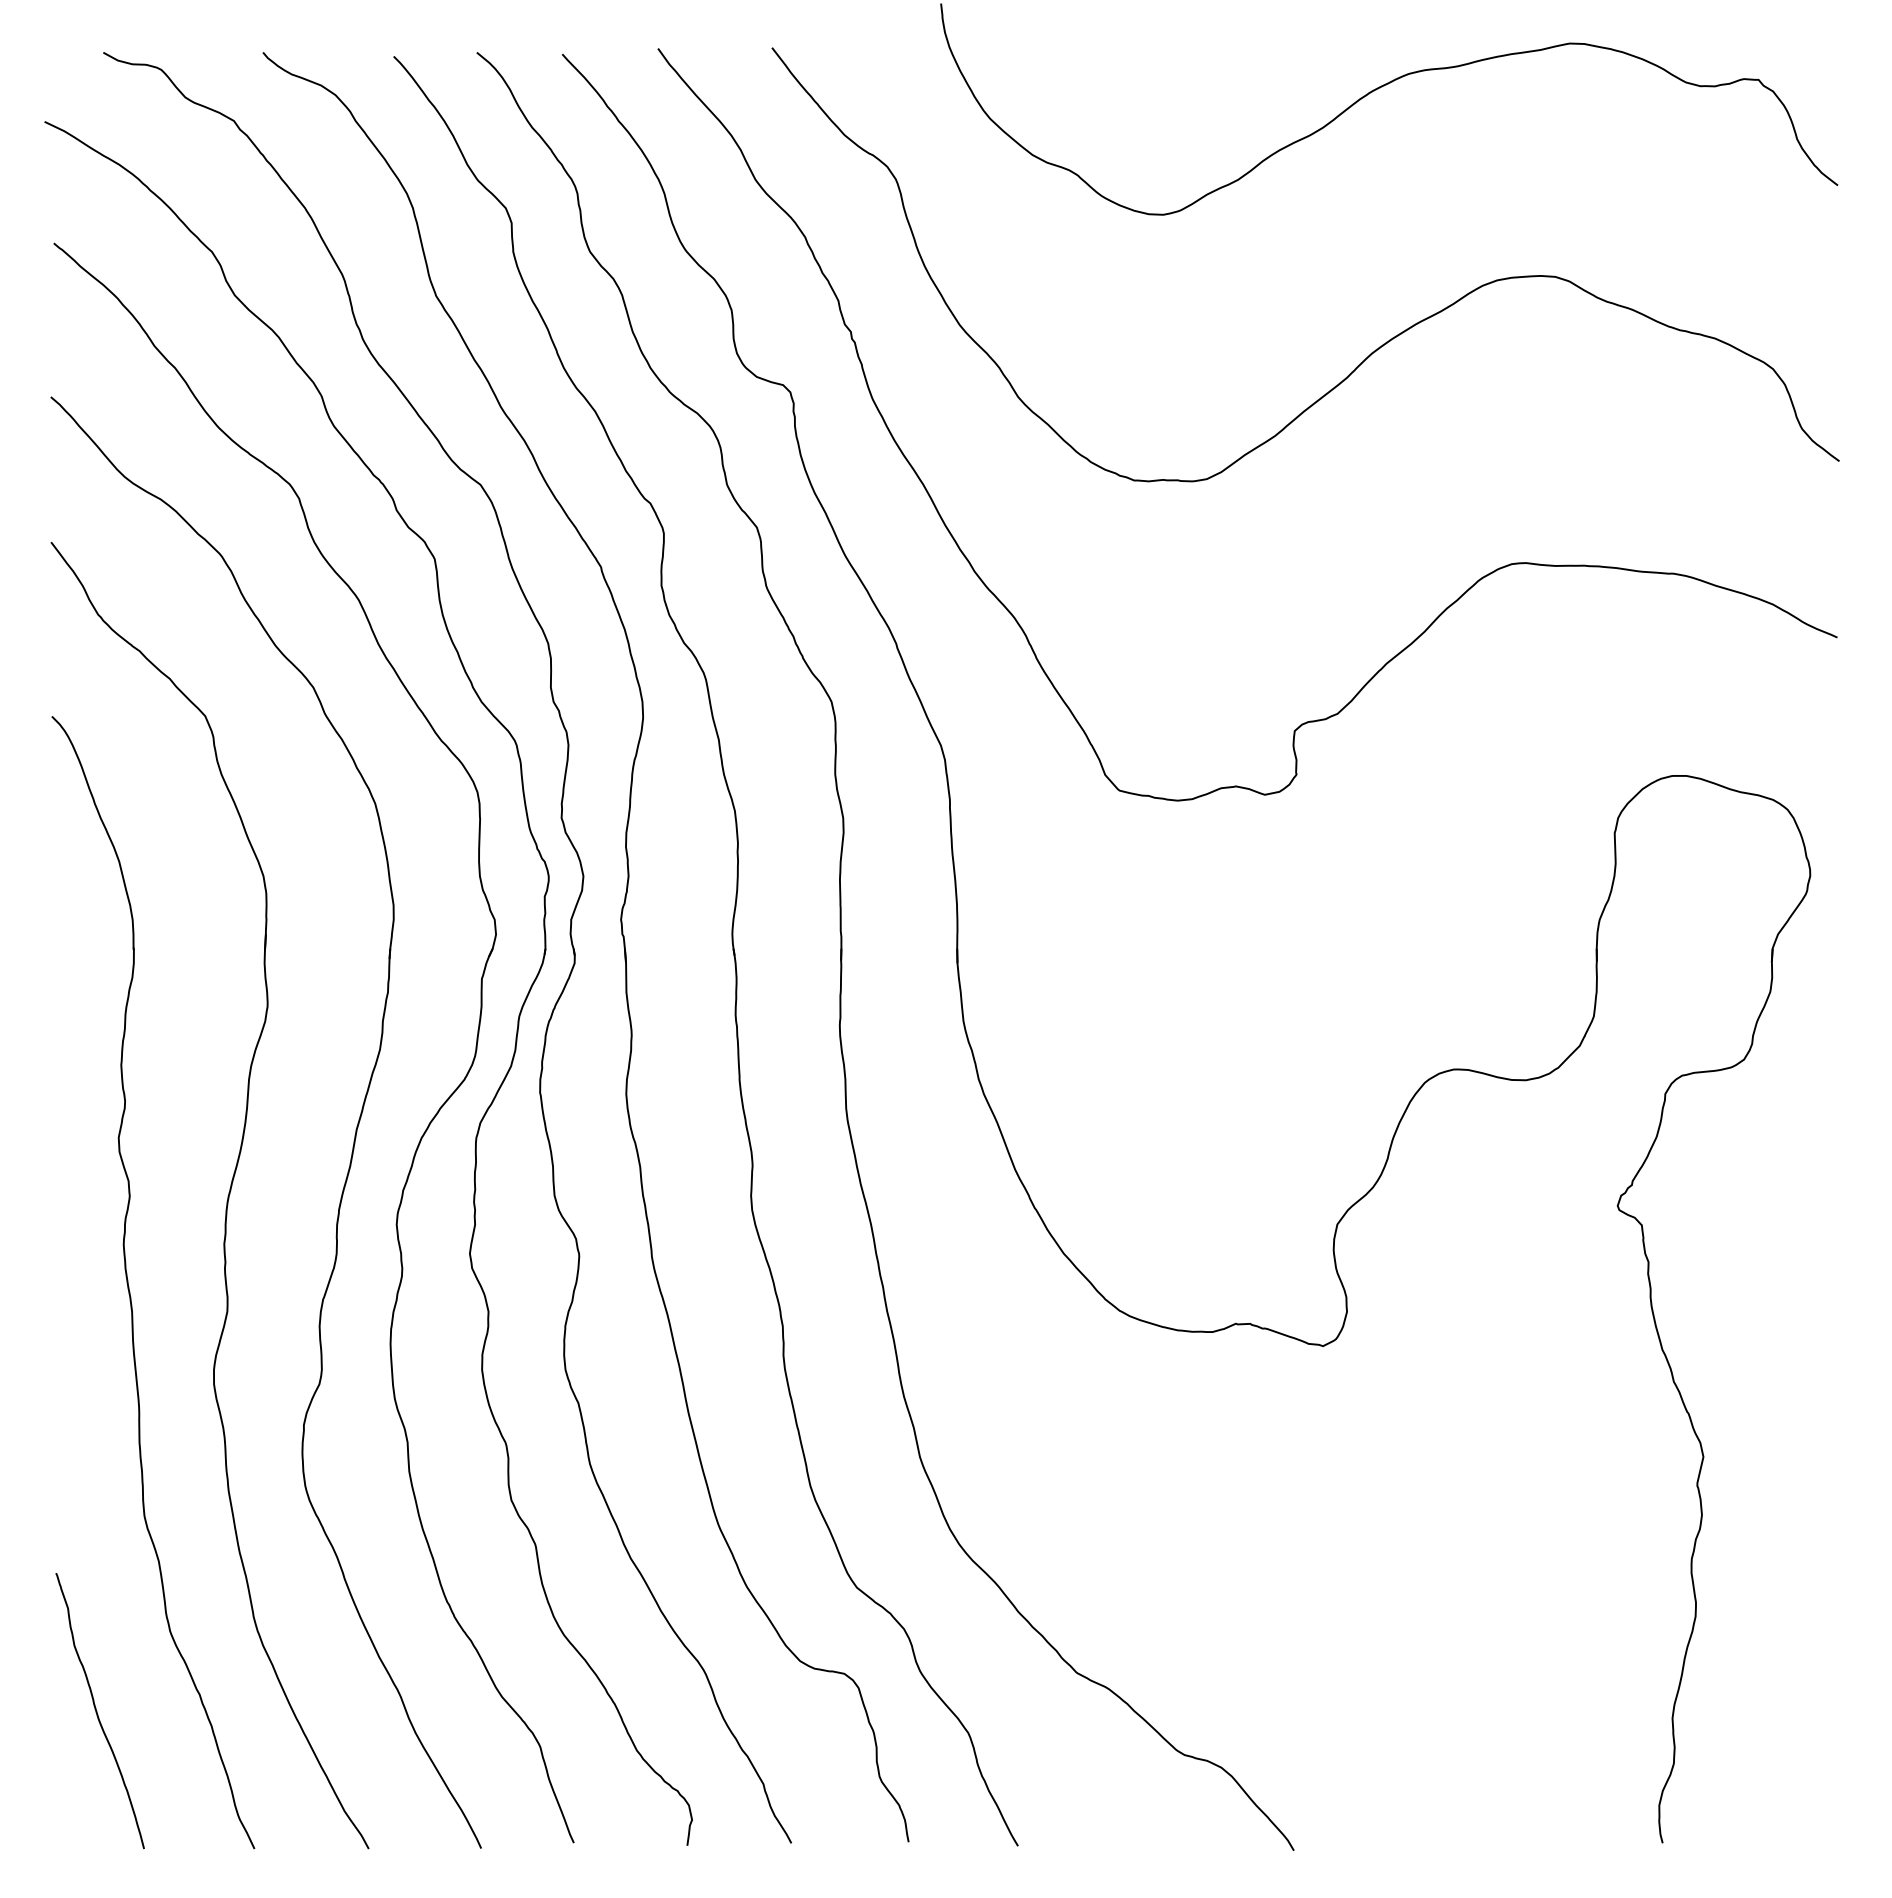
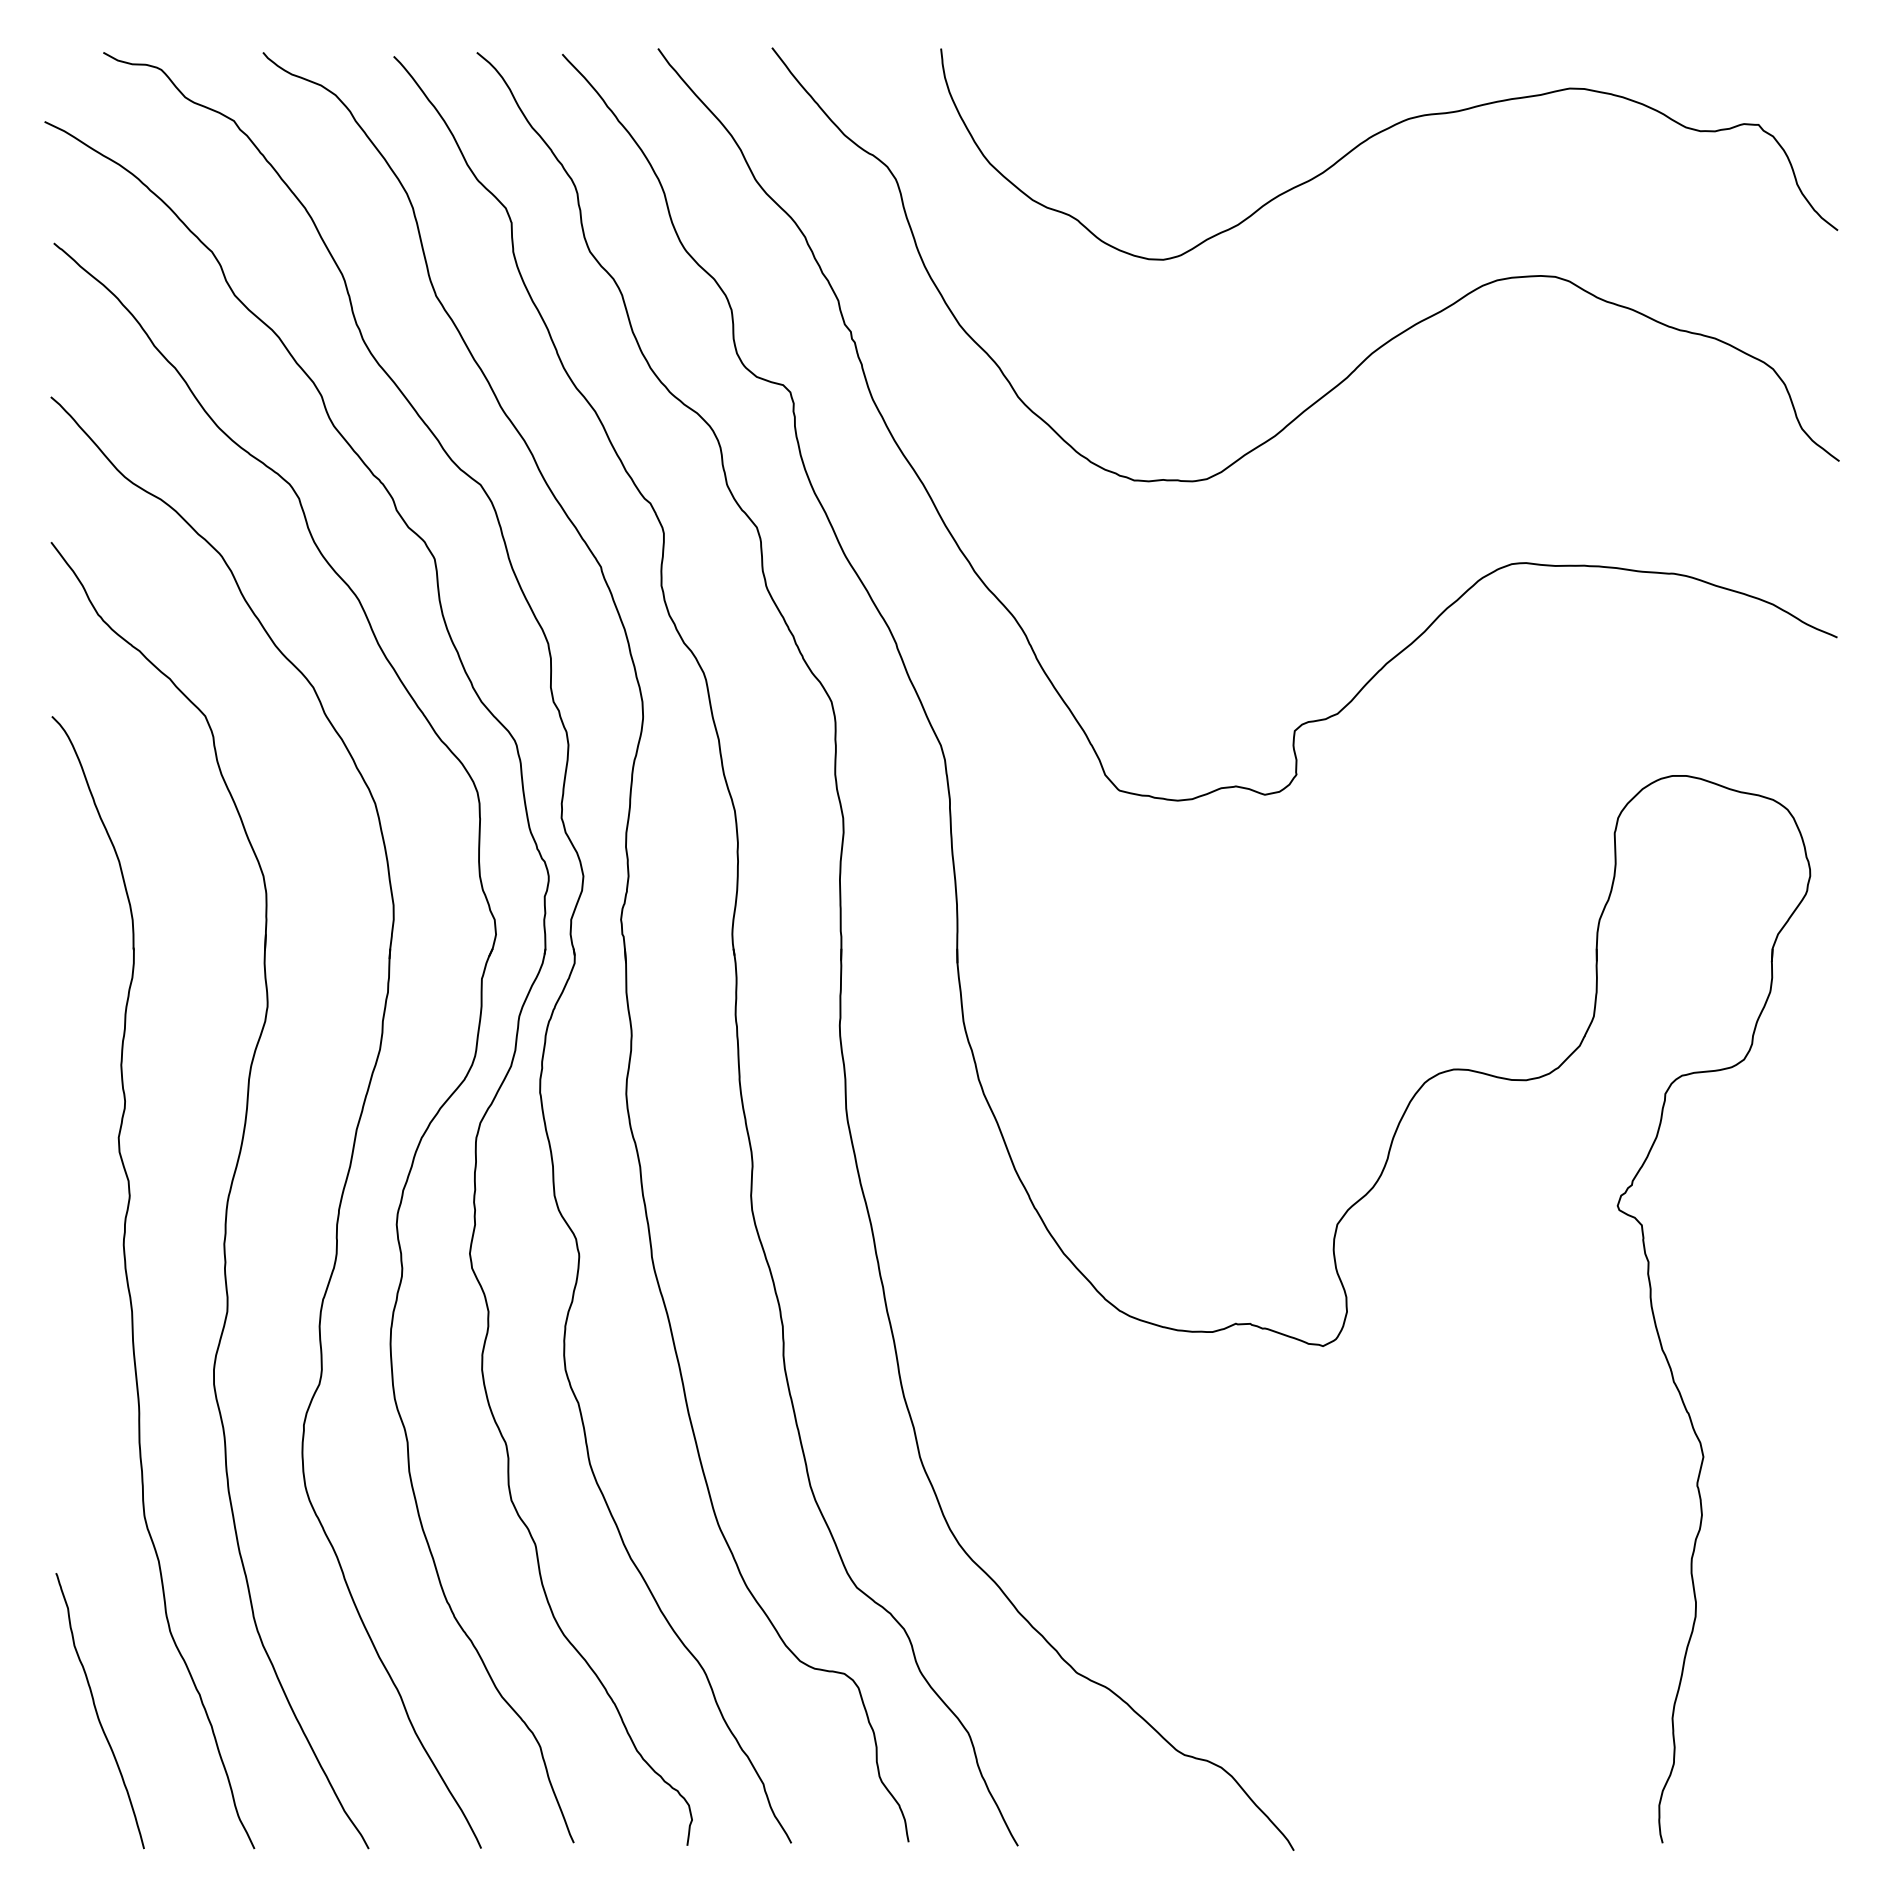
curve position: (1378, 89) -> (1378, 134) (1378, 134)
